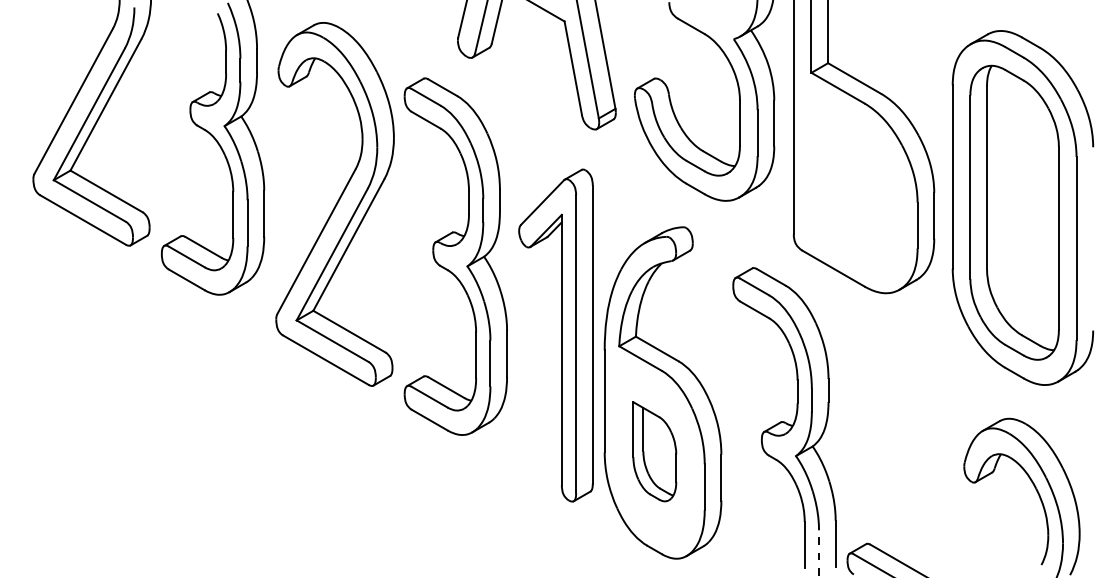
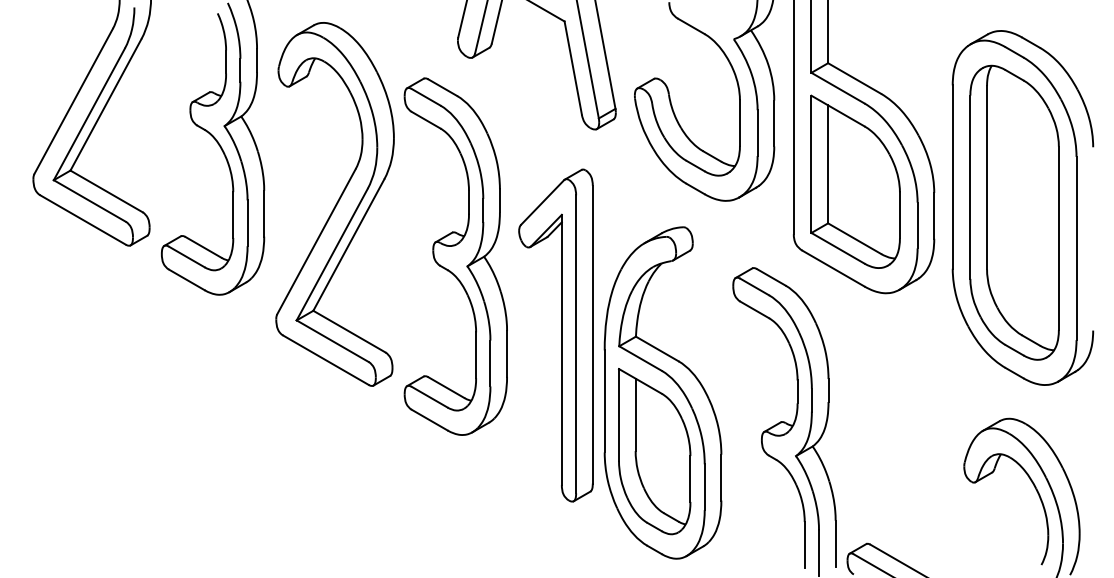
part: none -> present (855, 181)
part size: 46x102 px -> 74x168 px (654, 451)
line: dashed -> solid (819, 553)
